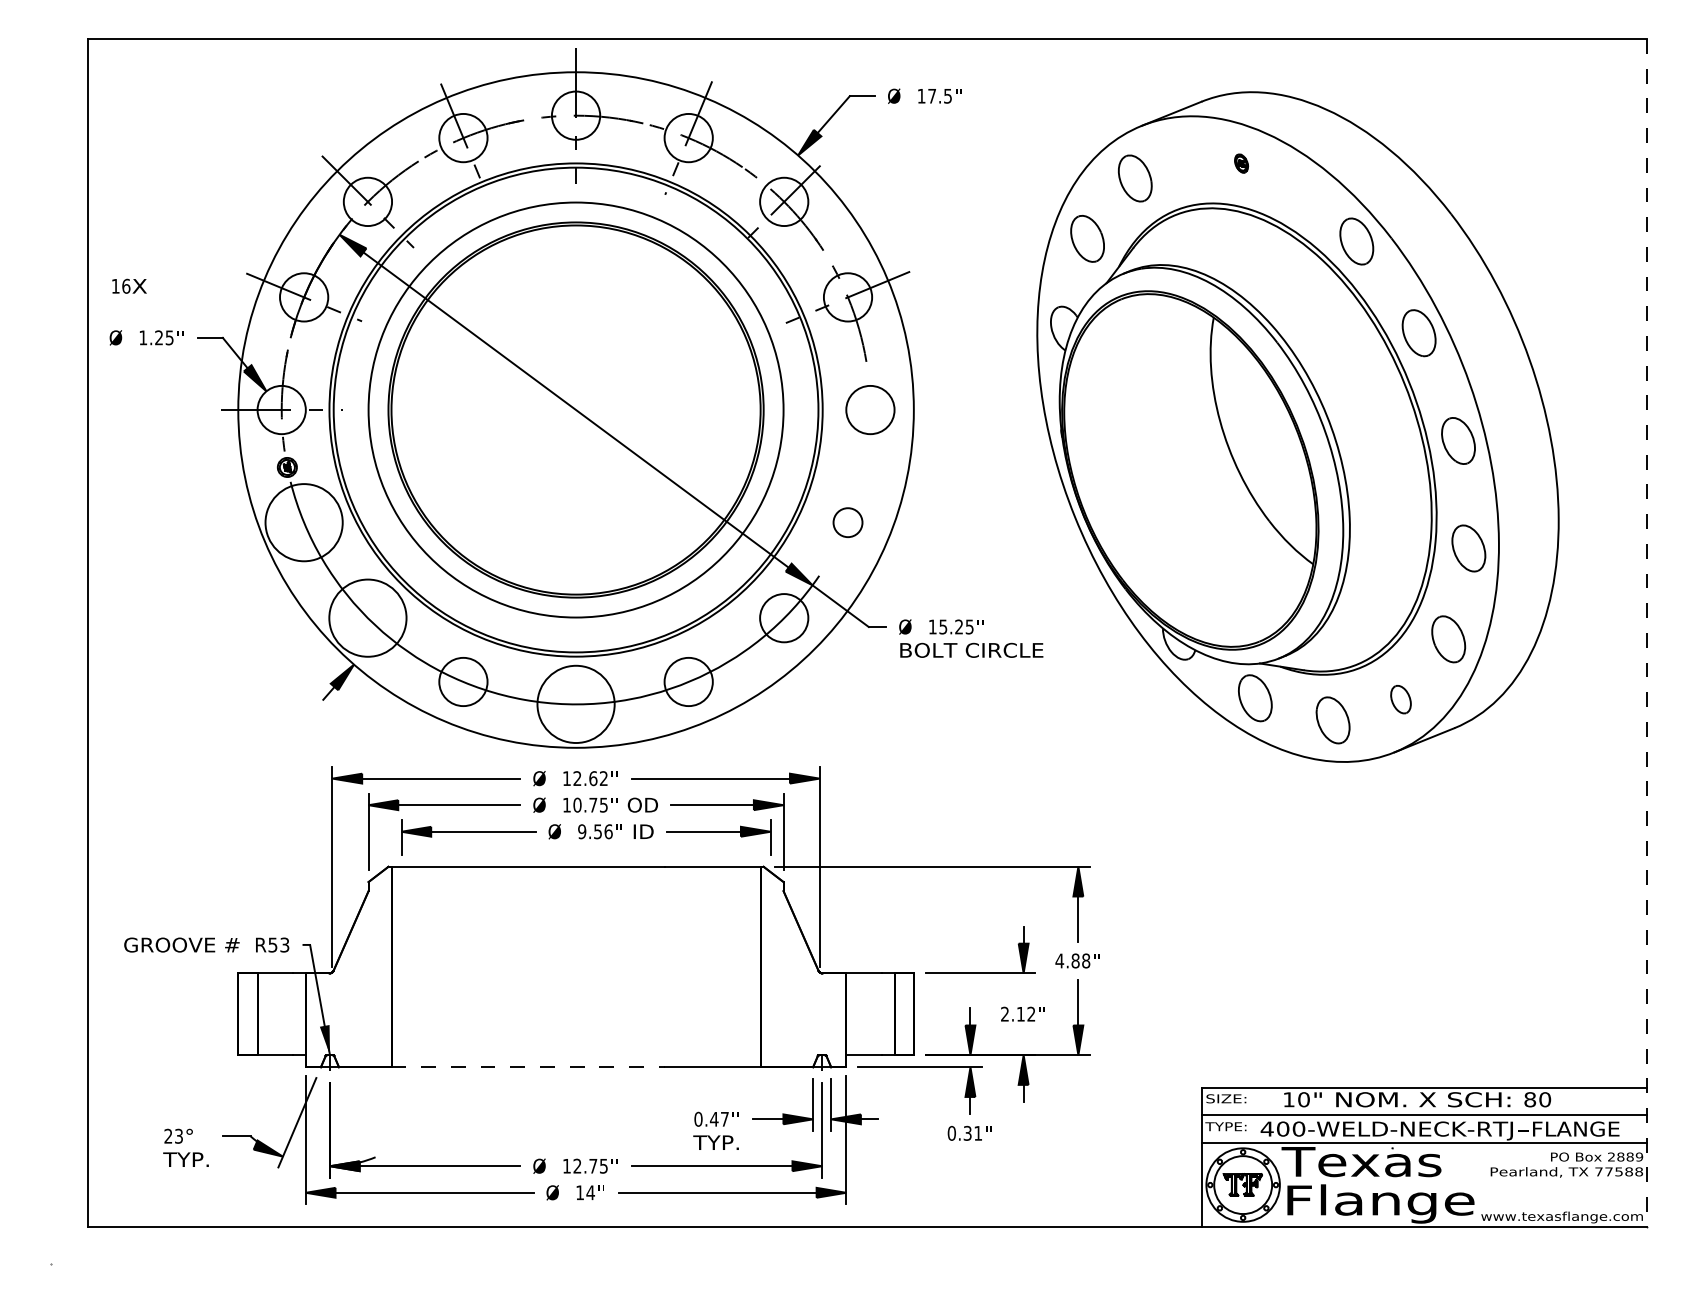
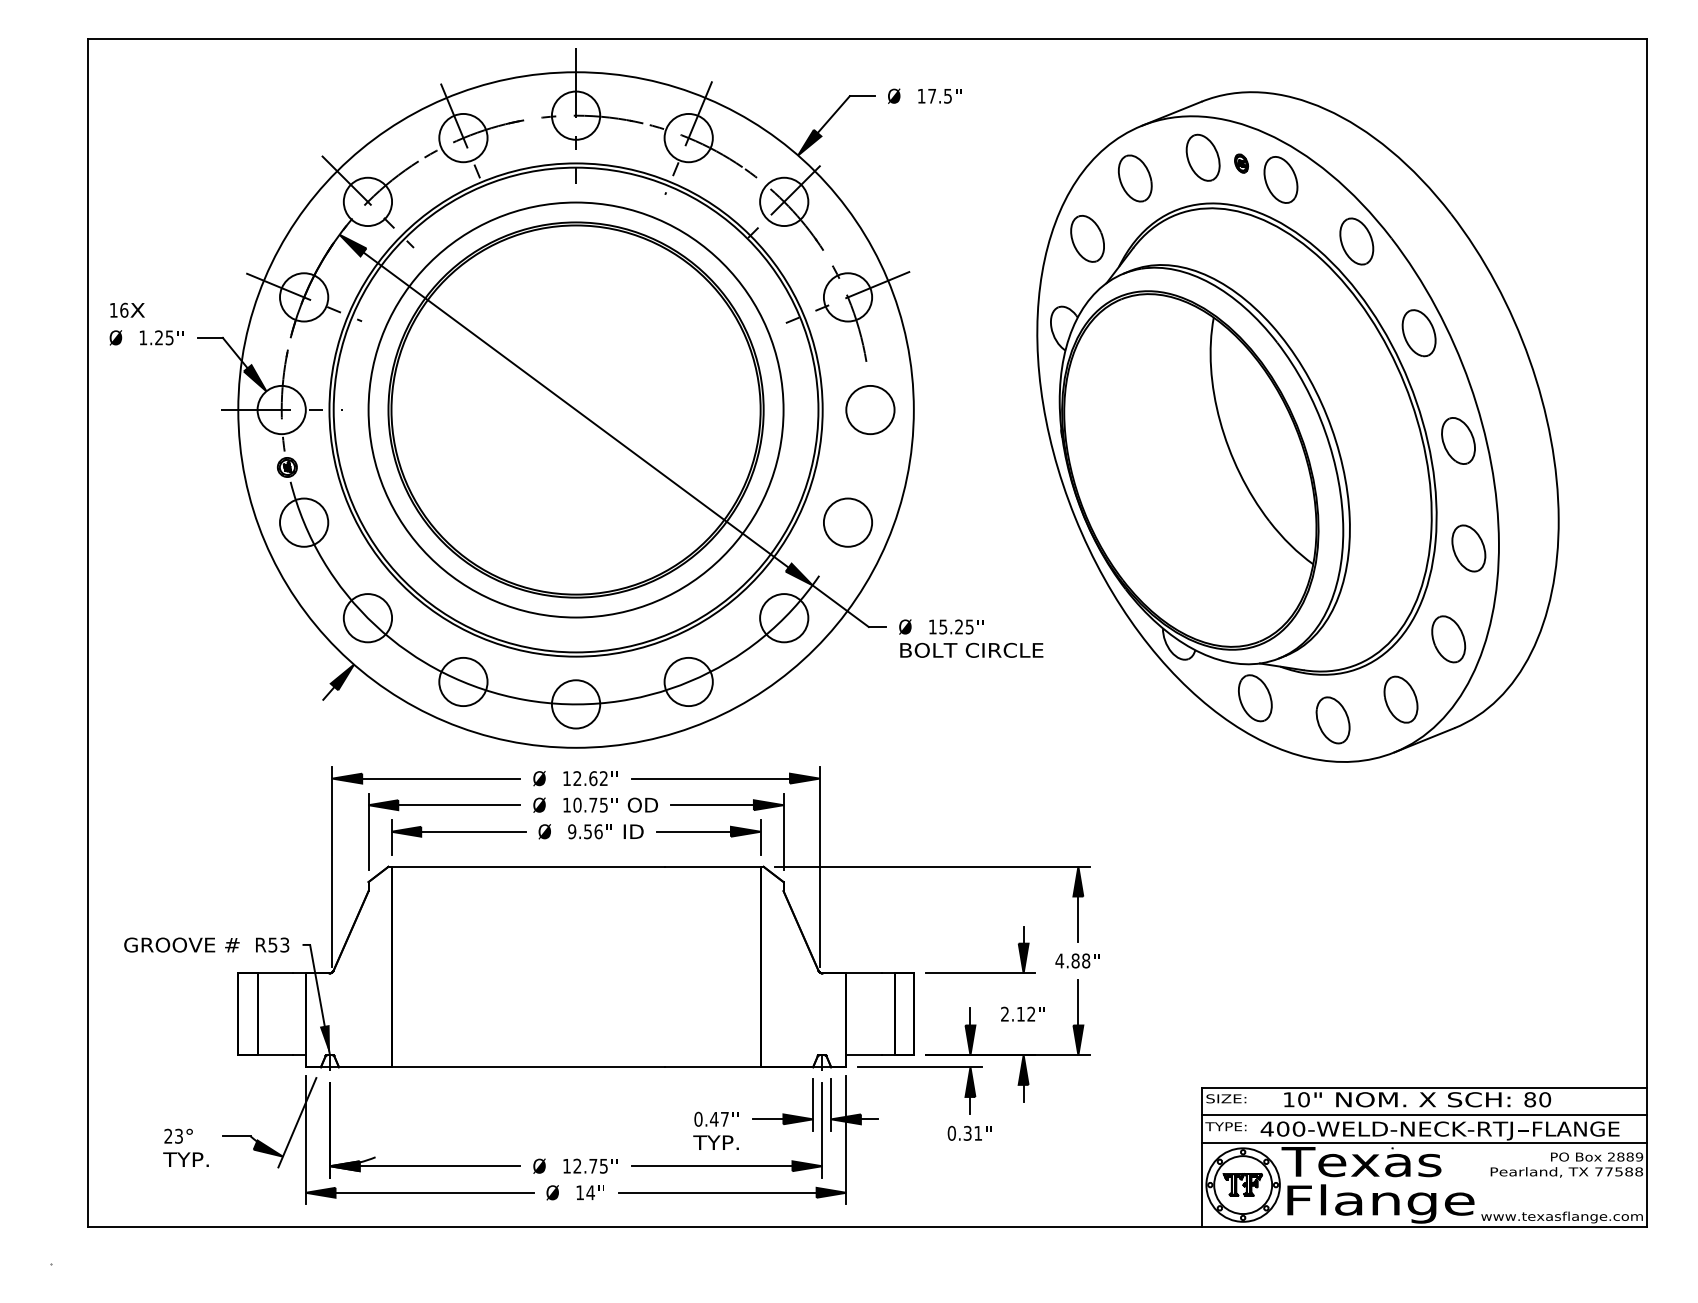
part: none -> present (1202, 157)
part: none -> present (1280, 179)
text position: (129, 285) -> (127, 309) (127, 309)
circle diameter: 77 px -> 48 px (304, 522)
circle diameter: 29 px -> 48 px (847, 522)
circle diameter: 77 px -> 48 px (367, 618)
line: dashed -> solid (1647, 632)
part size: 22x30 px -> 36x49 px (1400, 699)
circle diameter: 77 px -> 48 px (575, 704)
part position: (586, 837) -> (576, 837) (576, 837)
line: dashed -> solid (528, 1067)
